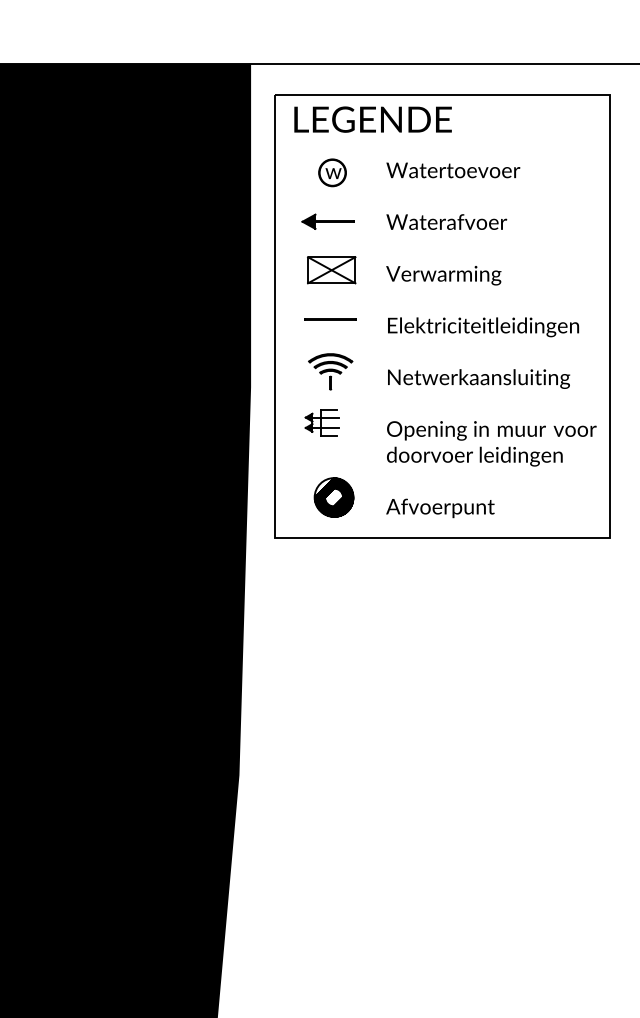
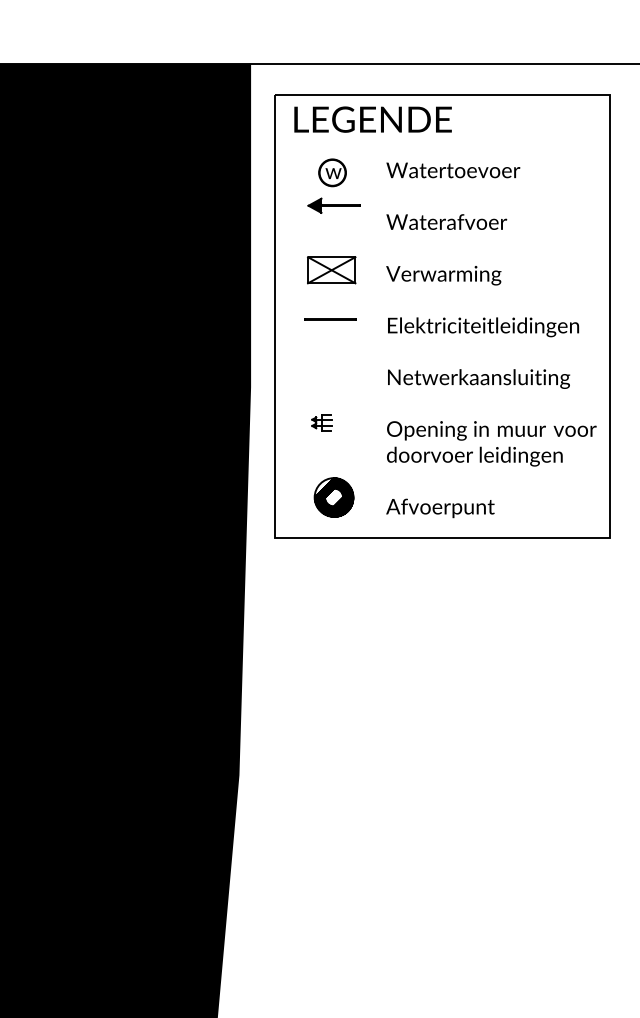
part position: (327, 221) -> (333, 205) (333, 205)
part: present -> none (330, 371)
part size: 36x28 px -> 22x18 px (321, 422)
